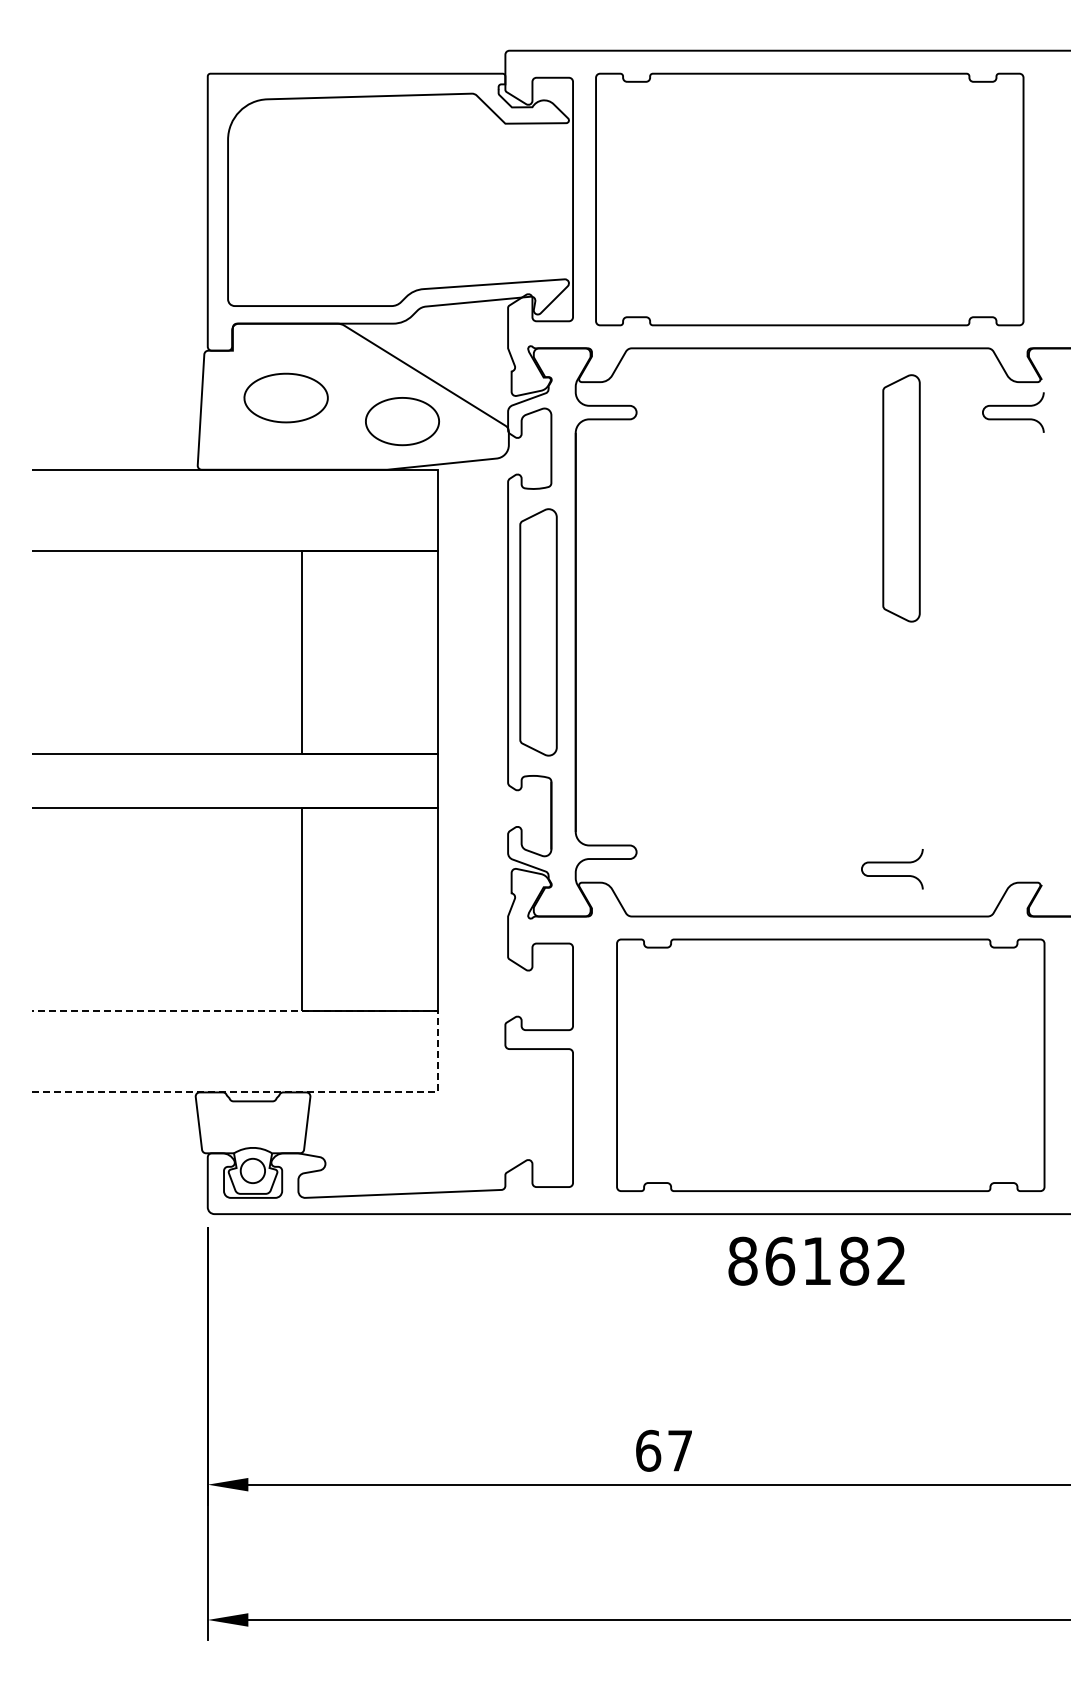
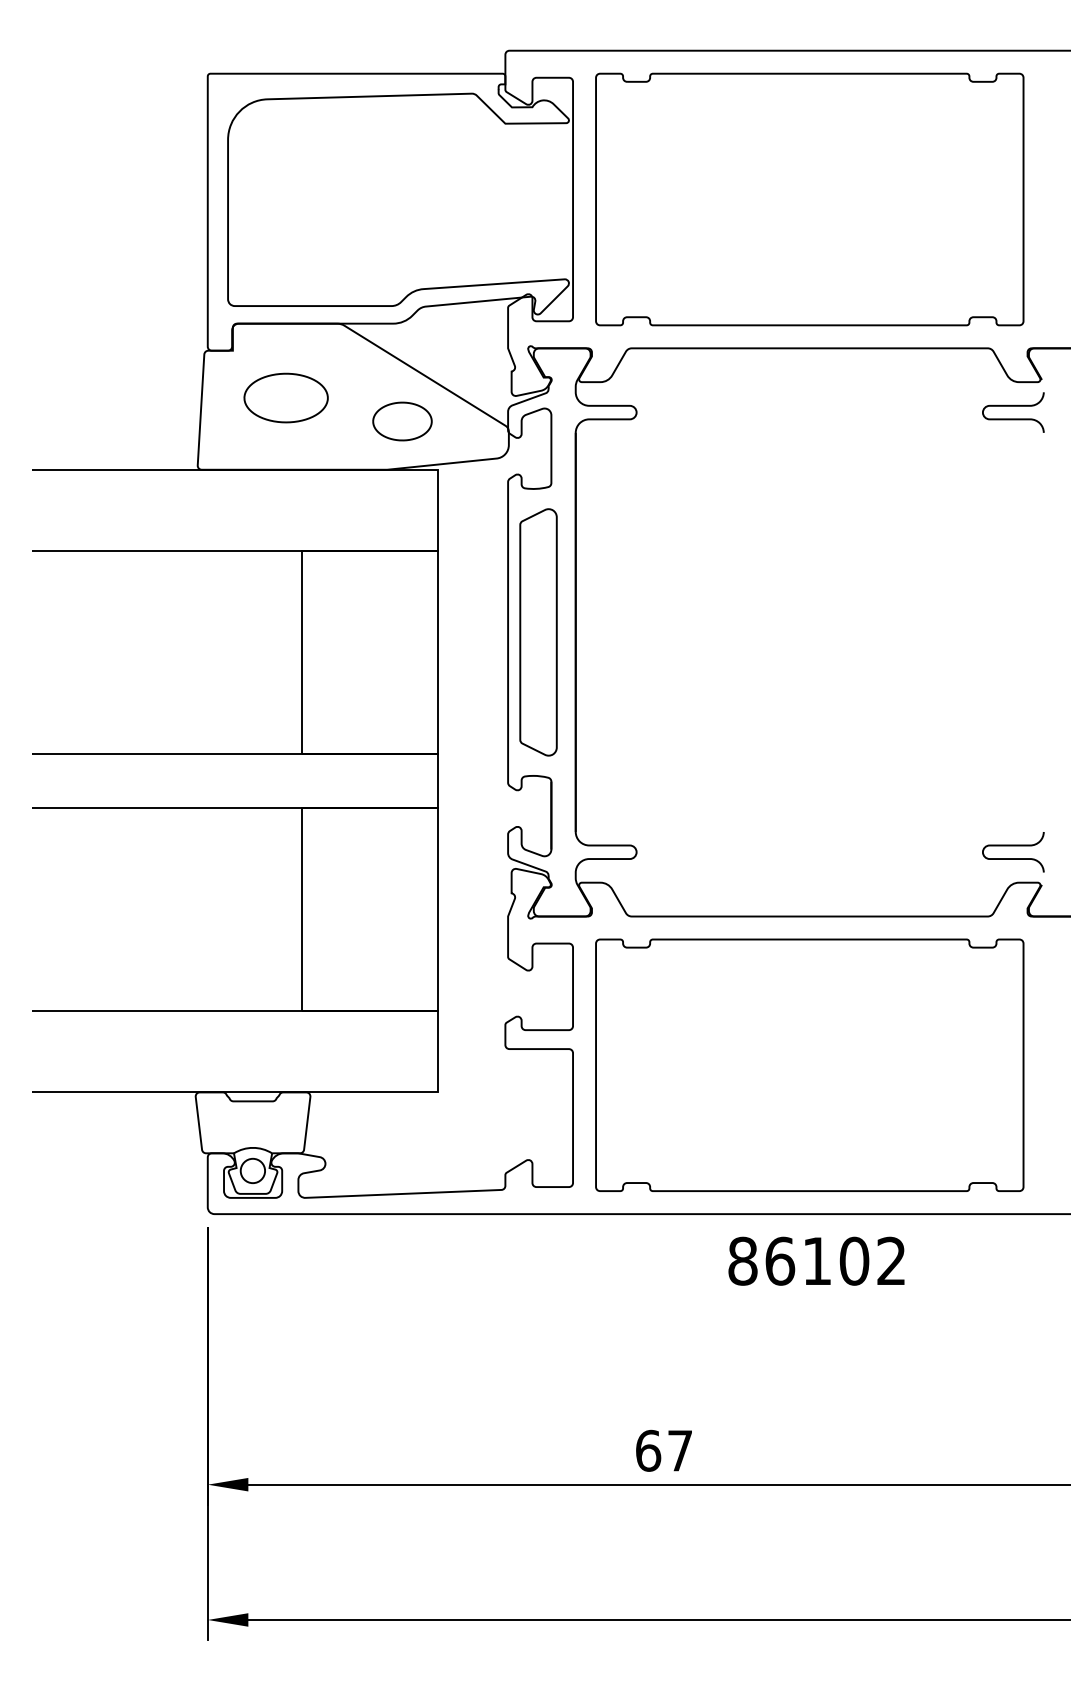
part size: 75x50 px -> 61x41 px (402, 421)
part: present -> none (901, 498)
curve position: (892, 863) -> (1013, 846) (1013, 846)
line: dashed -> solid (437, 1051)
part position: (830, 1064) -> (809, 1064) (809, 1064)
text: 86182 -> 86102 (854, 1261)
